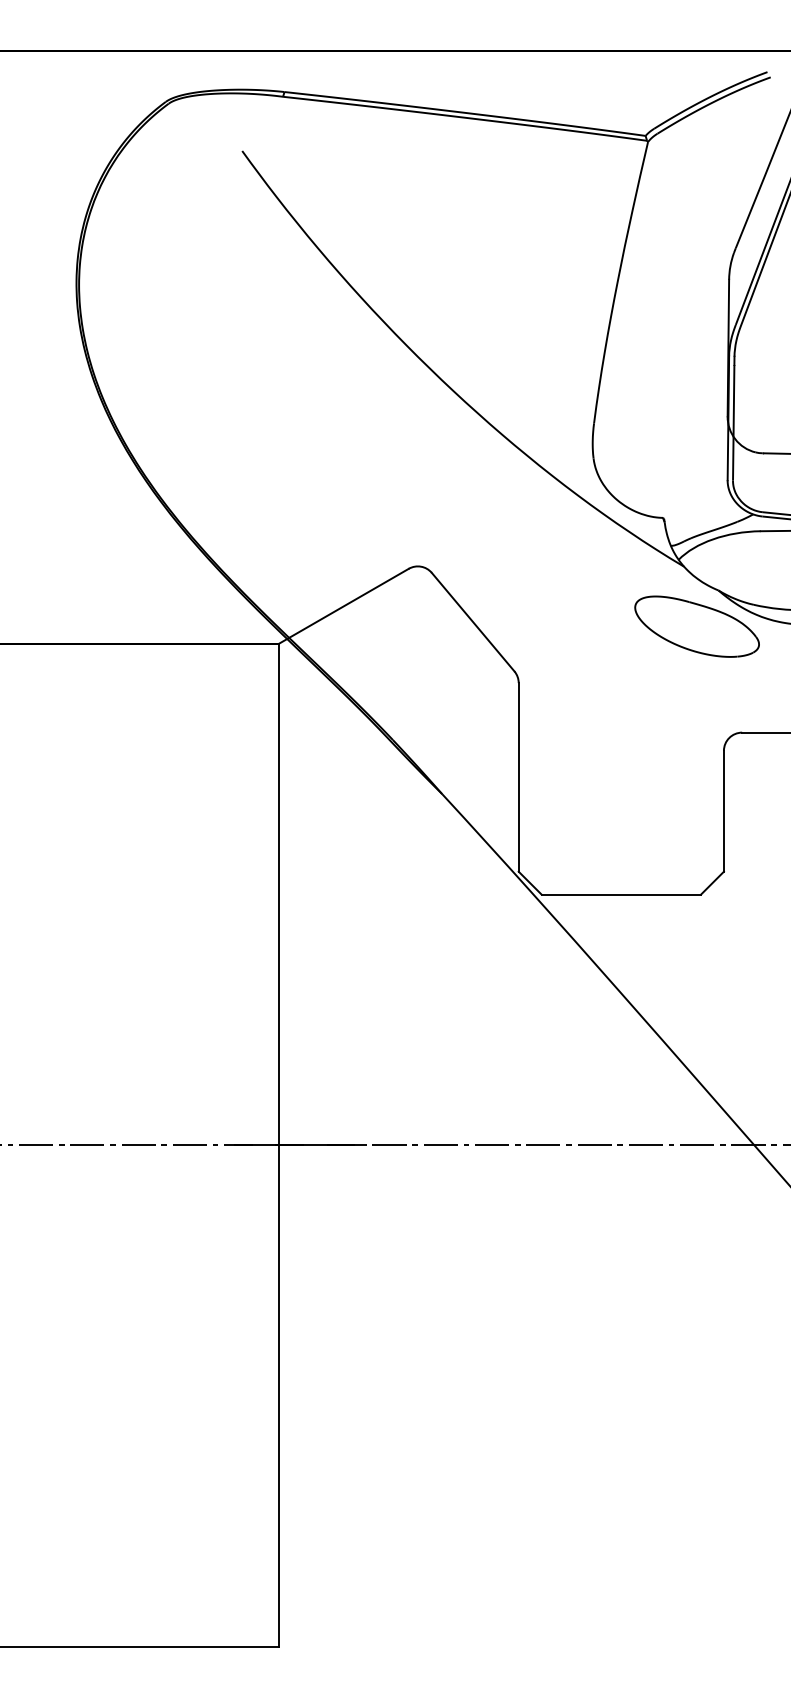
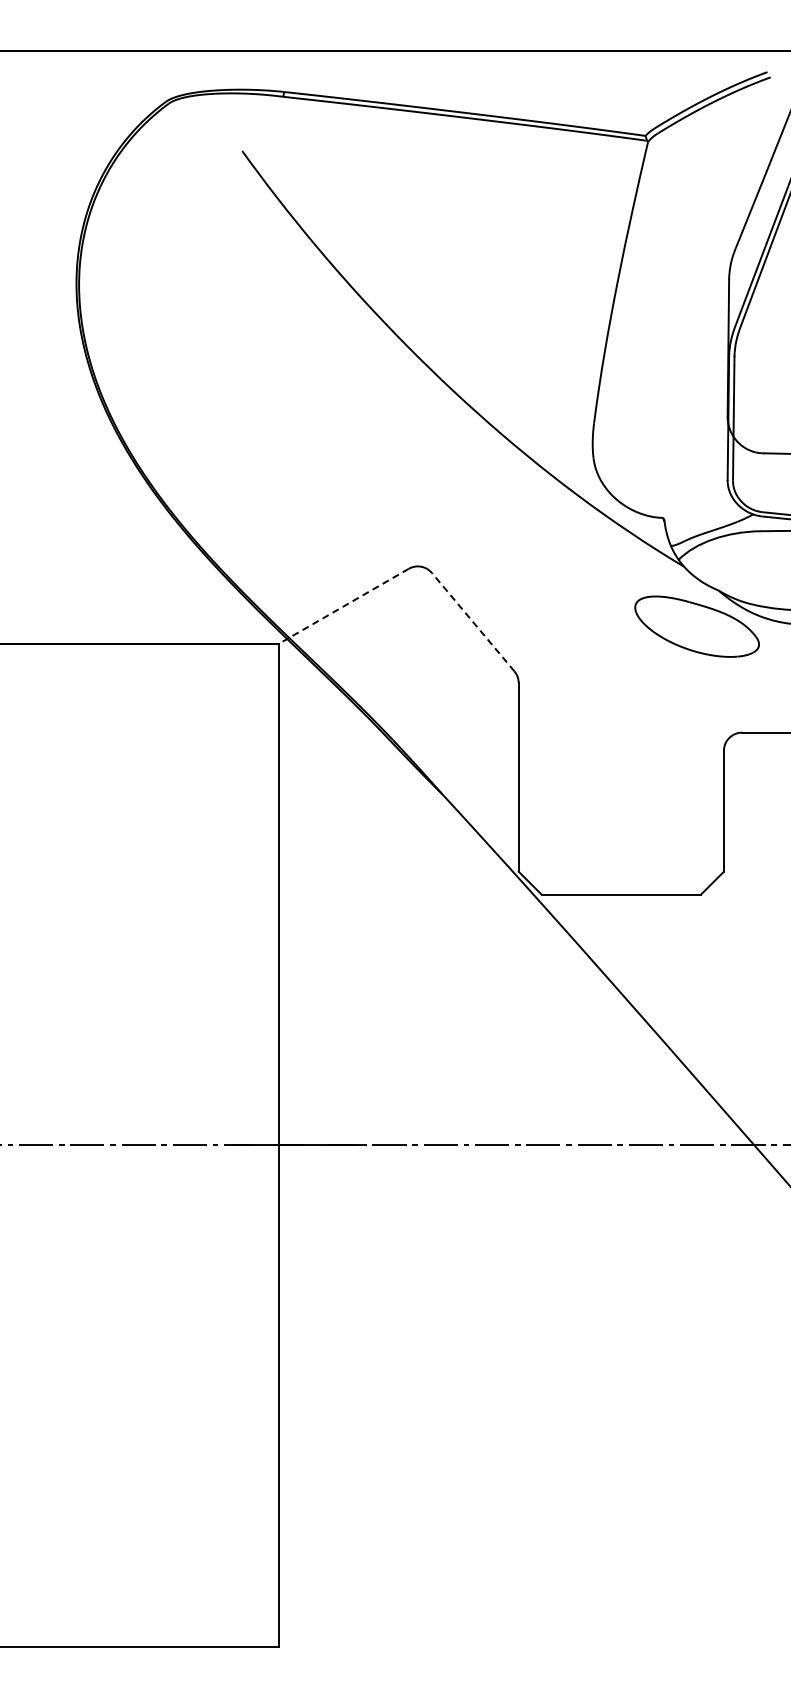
line: solid -> dashed (344, 606)
line: solid -> dashed (472, 621)
